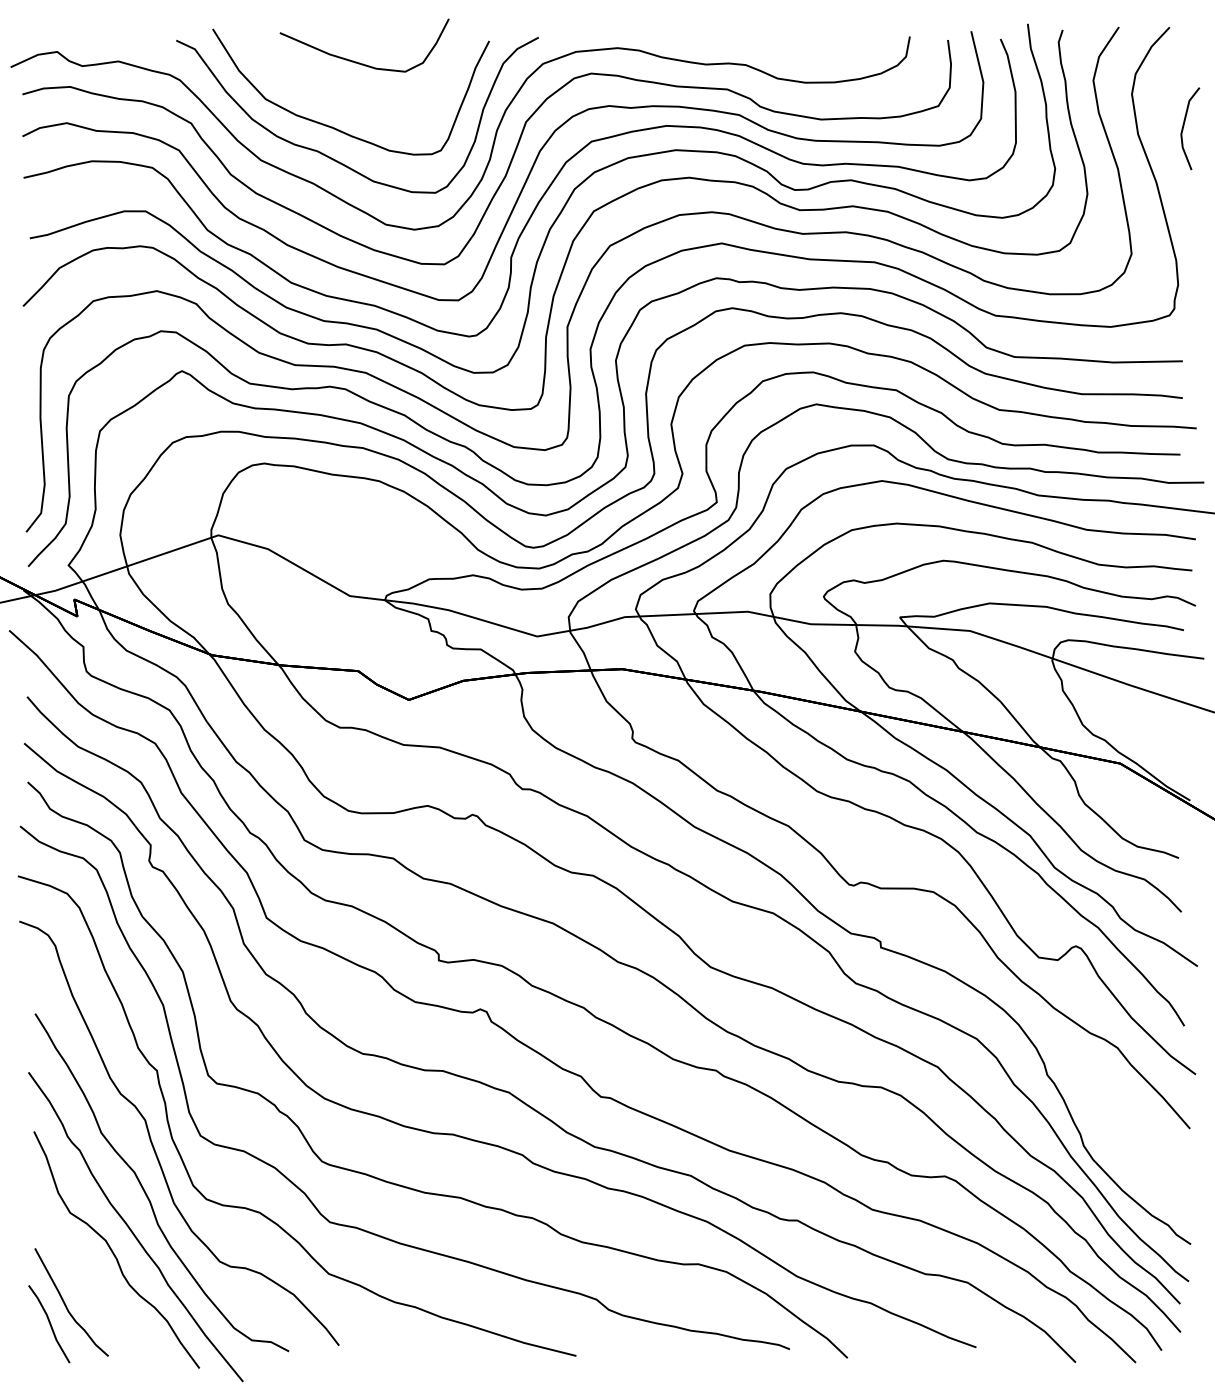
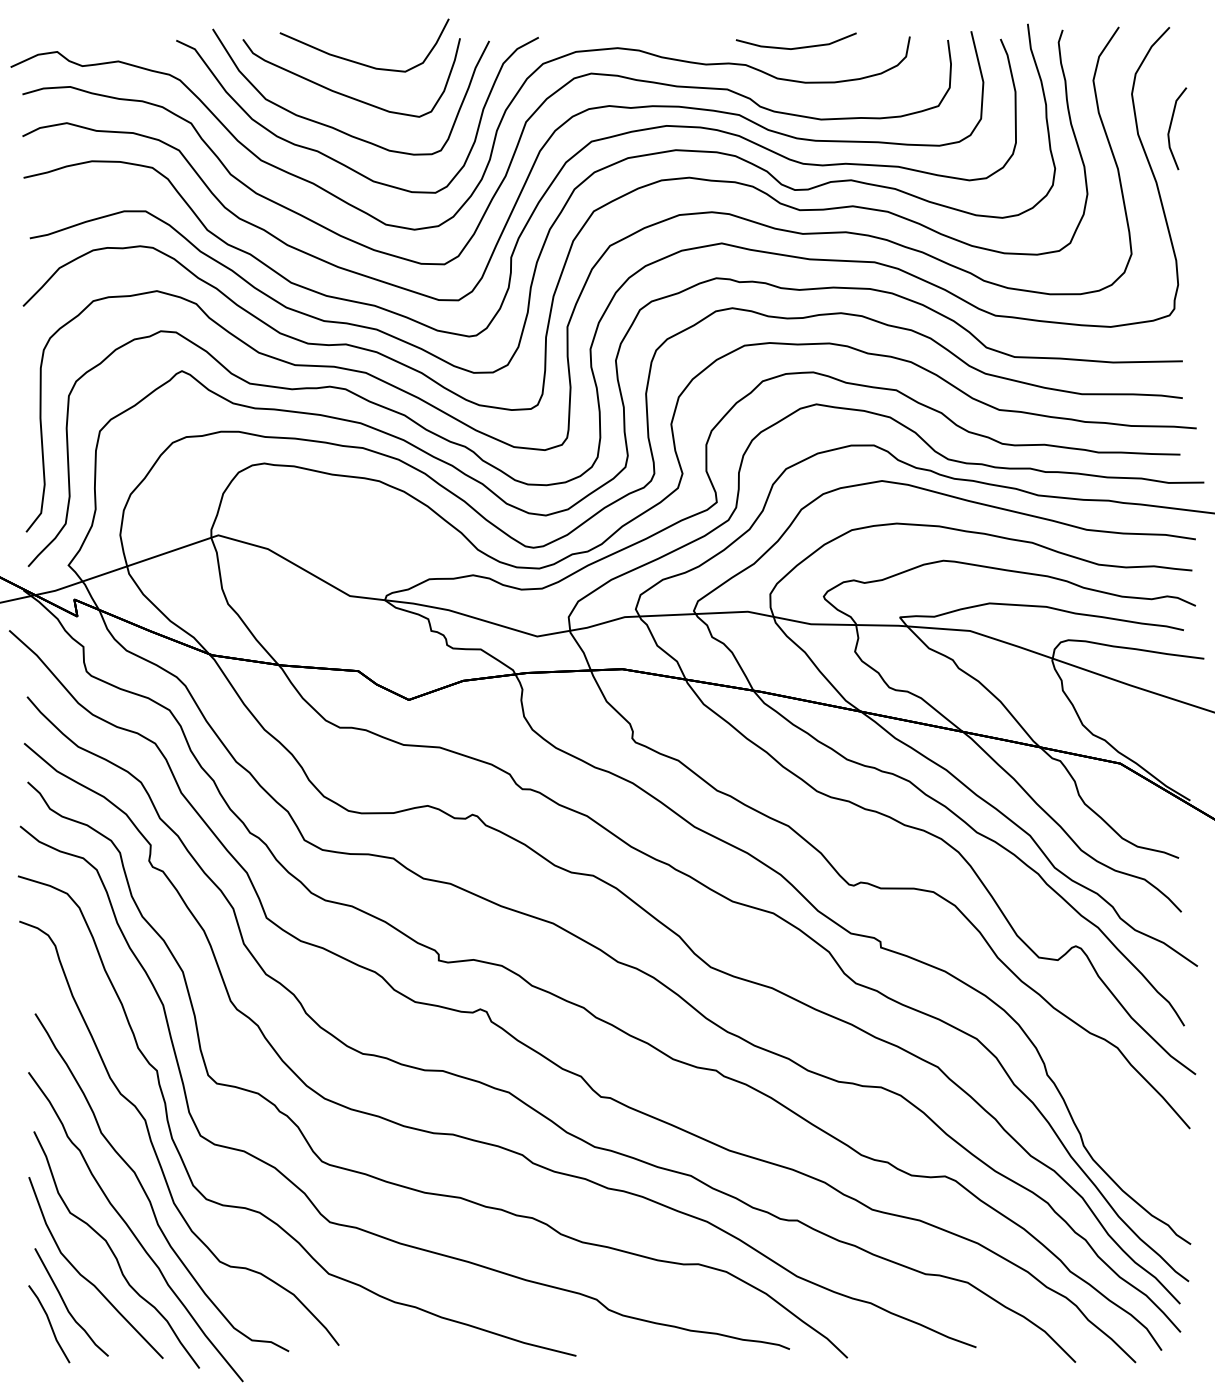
line: none -> present (795, 47)
curve: none -> present (345, 94)
line position: (1184, 126) -> (1171, 126) (1171, 126)
curve: none -> present (88, 1279)
